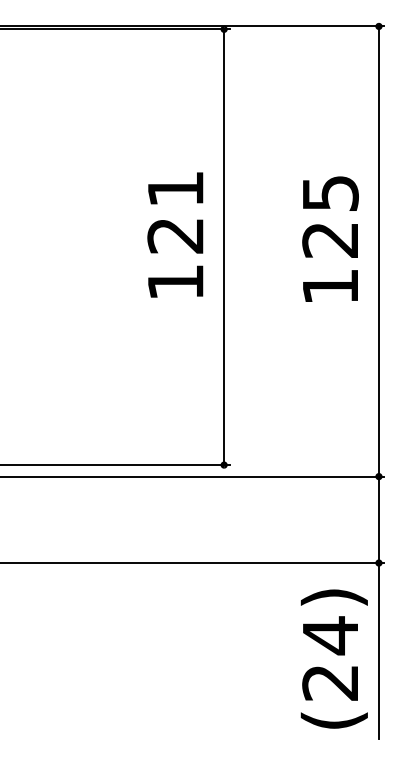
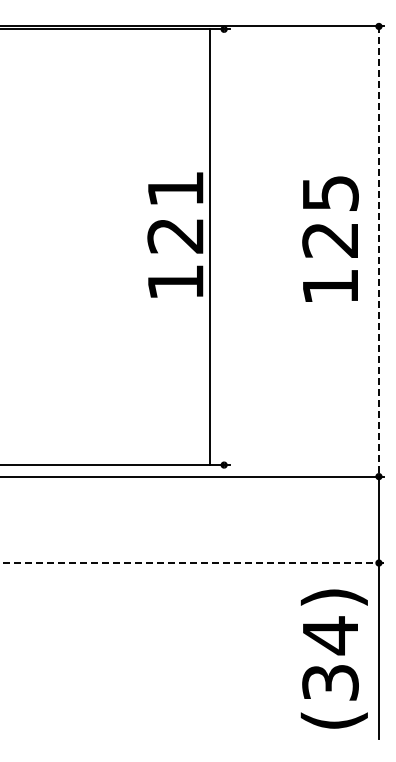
line position: (224, 247) -> (210, 247) (210, 247)
line: solid -> dashed (378, 252)
line: solid -> dashed (192, 563)
text: (24) -> (34) (330, 682)
